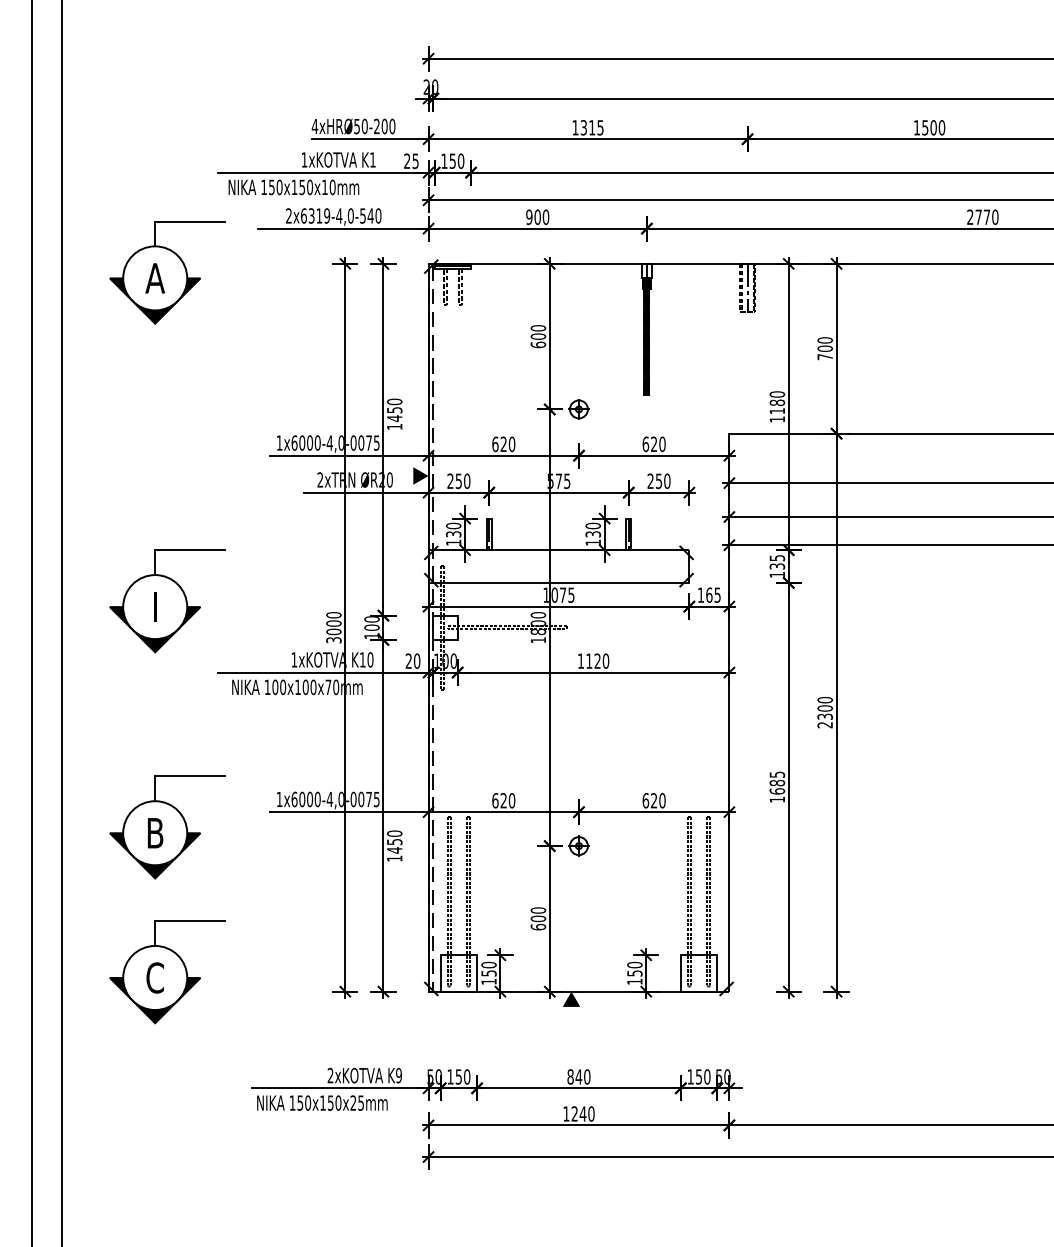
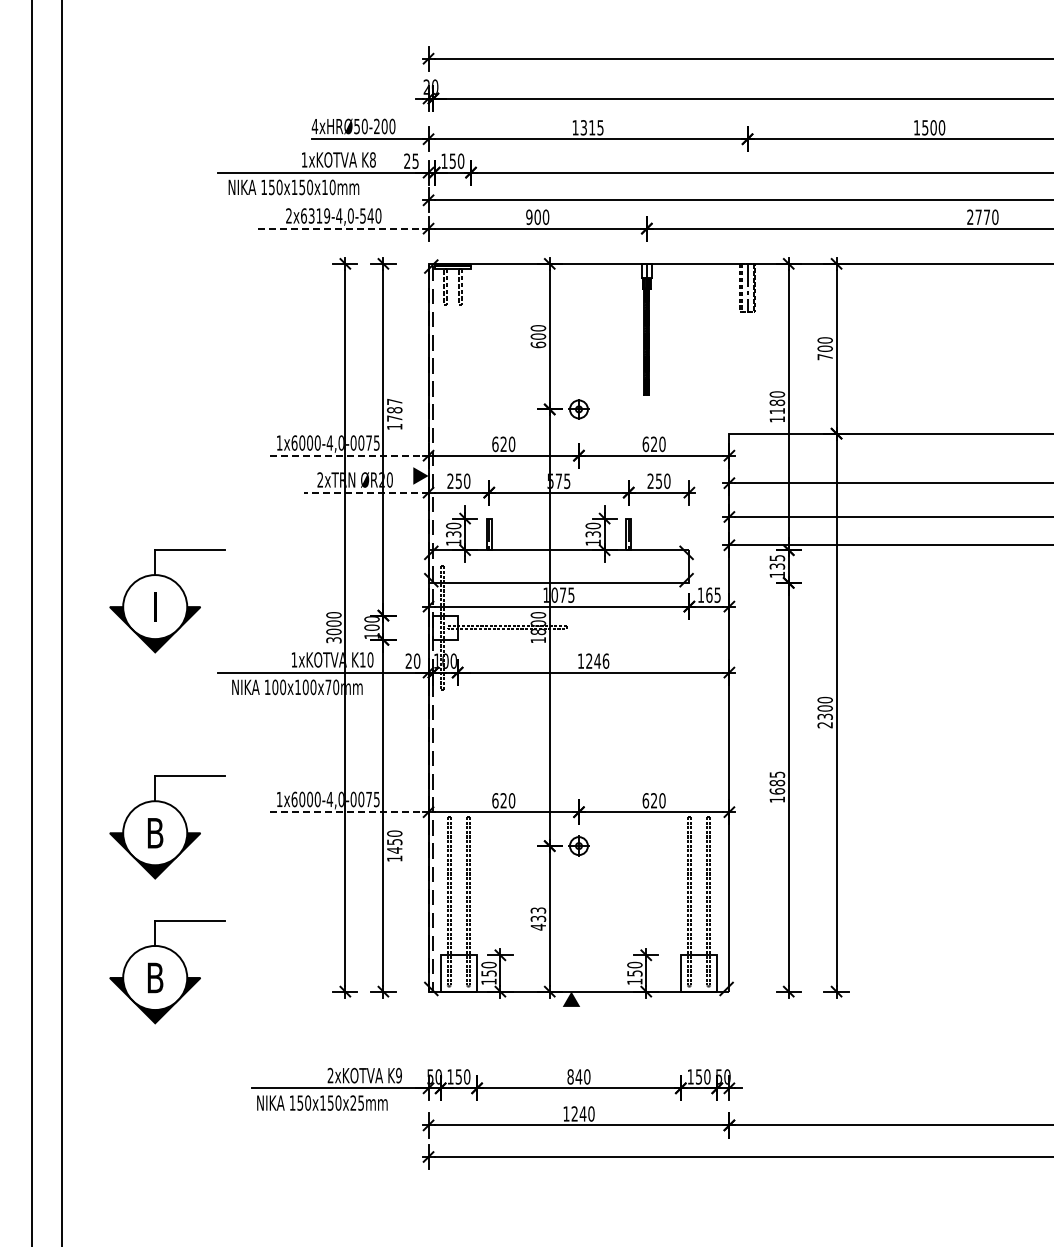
text: K1 -> K8 (372, 159)
line: solid -> dashed (343, 228)
part: present -> none (167, 272)
text: 1450 -> 1787 (394, 409)
line: solid -> dashed (349, 455)
line: solid -> dashed (365, 492)
text: 1120 -> 1246 (597, 660)
line: solid -> dashed (349, 812)
text: 600 -> 433 (538, 918)
text: C -> B (154, 977)
